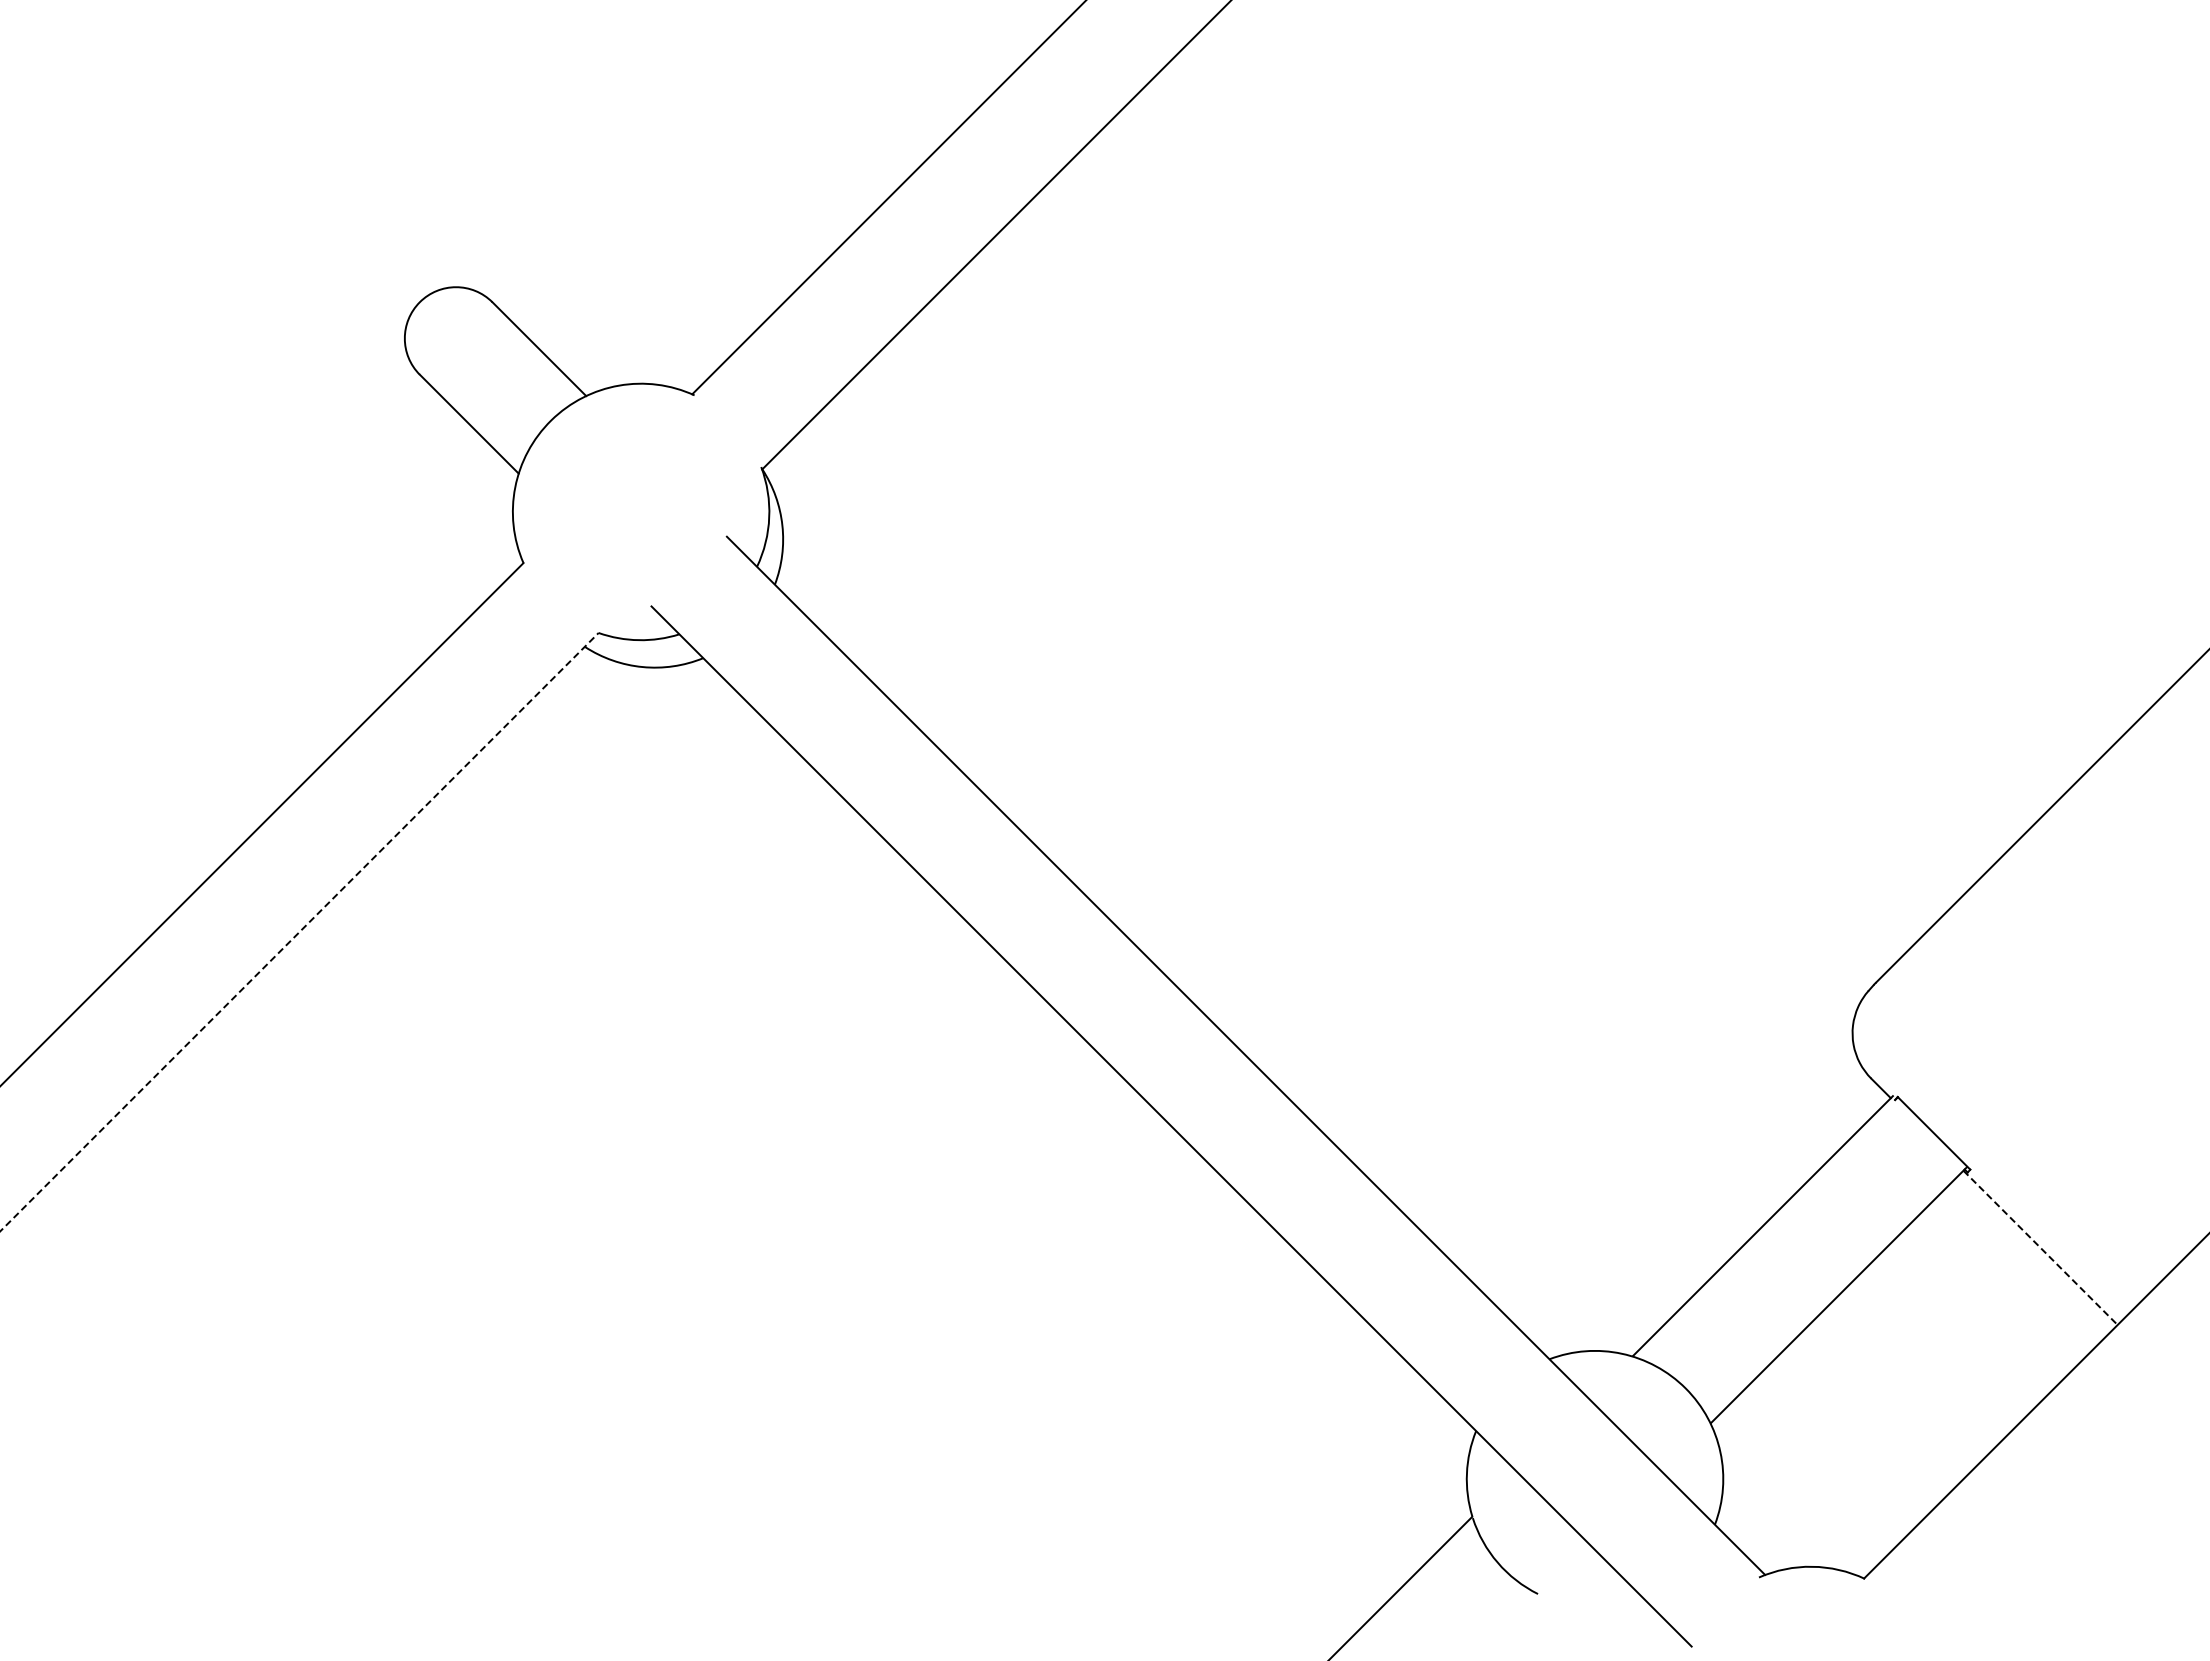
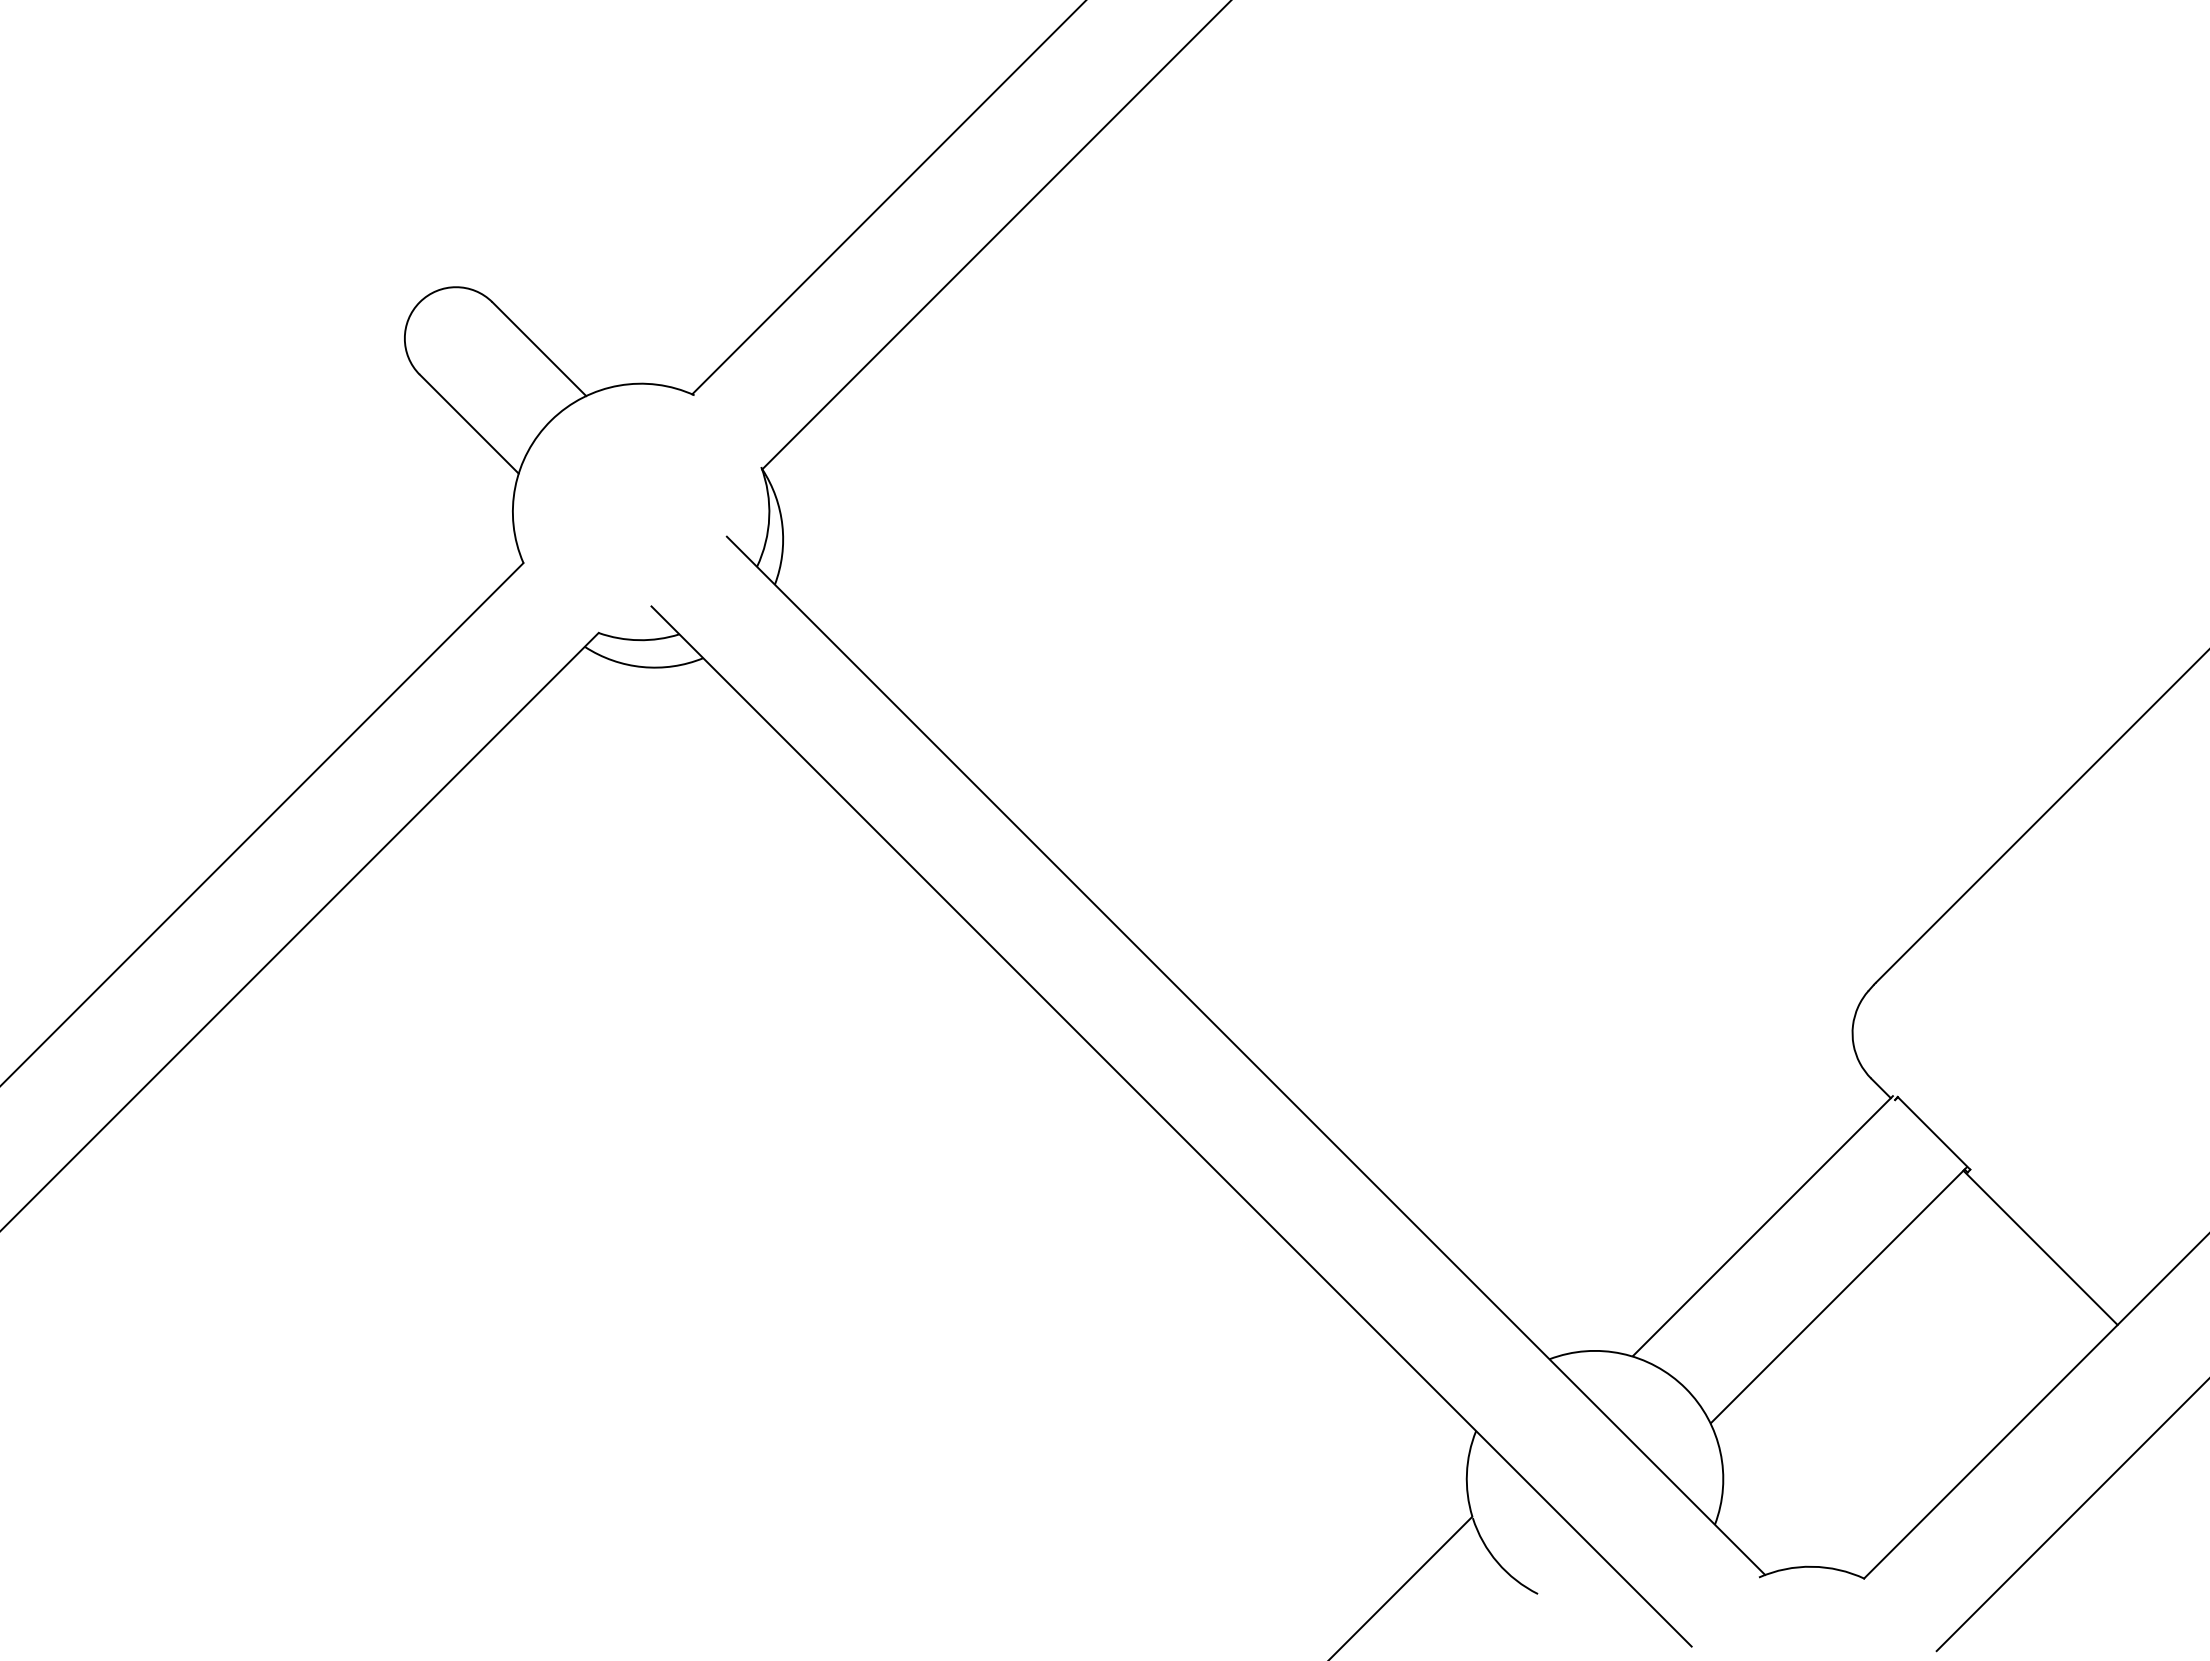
line: dashed -> solid (299, 931)
line: dashed -> solid (2040, 1248)
line: none -> present (2071, 1515)
